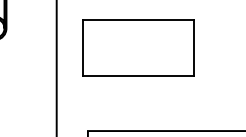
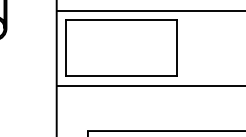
line: none -> present (149, 10)
part position: (138, 47) -> (121, 47) (121, 47)
line: none -> present (149, 86)
